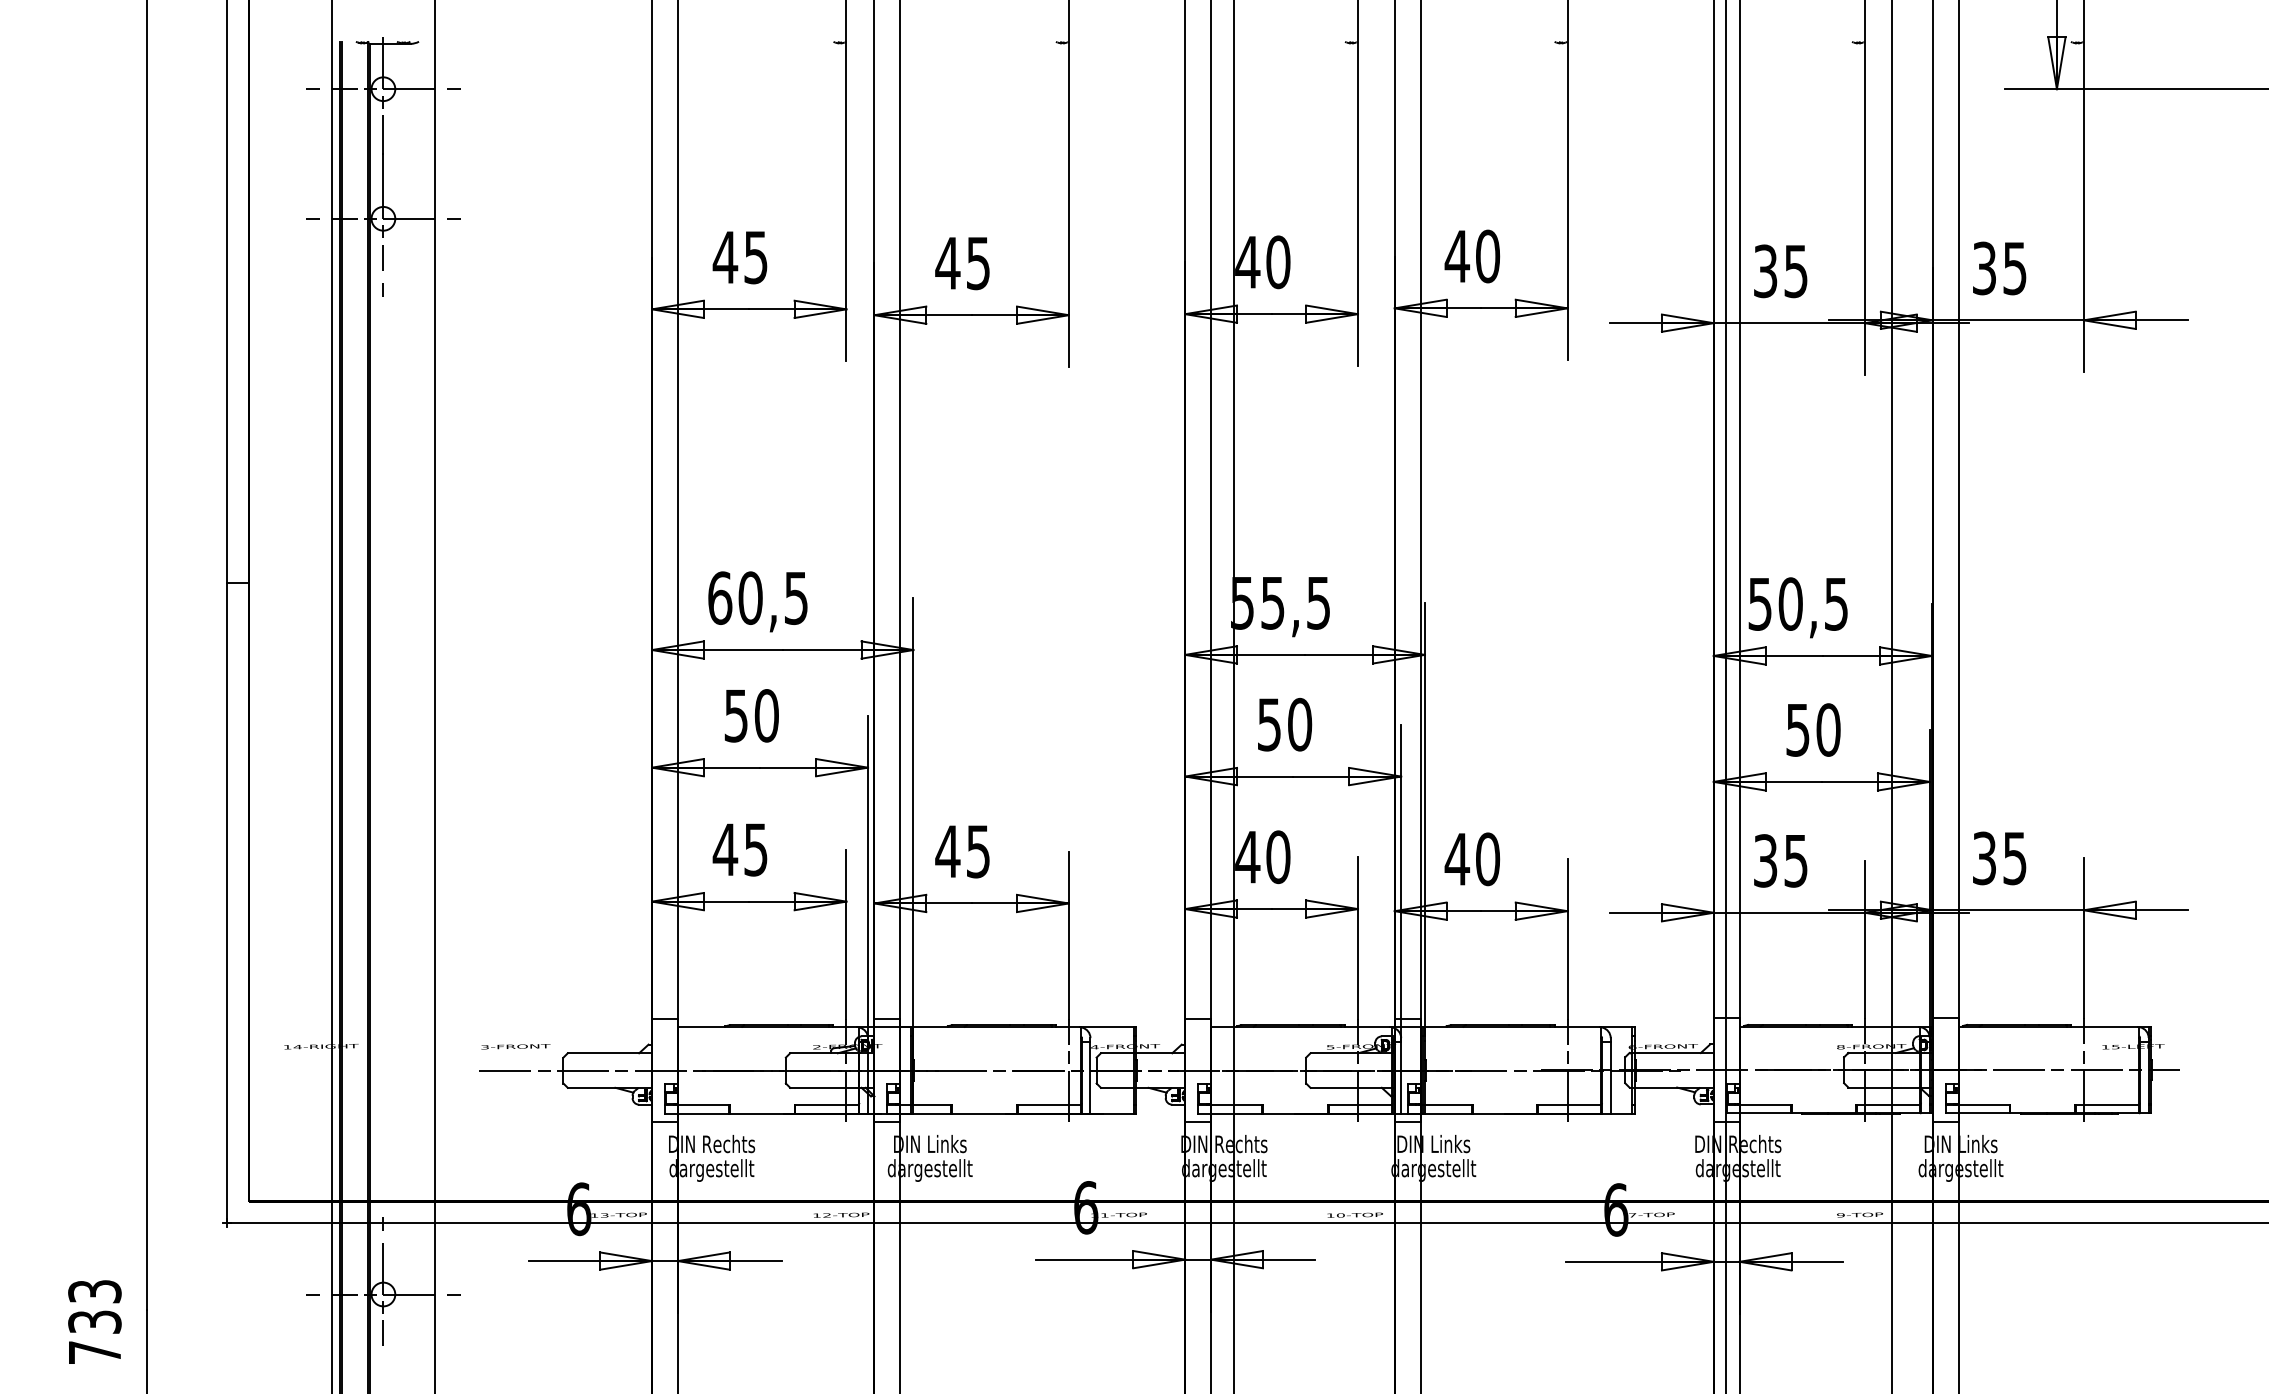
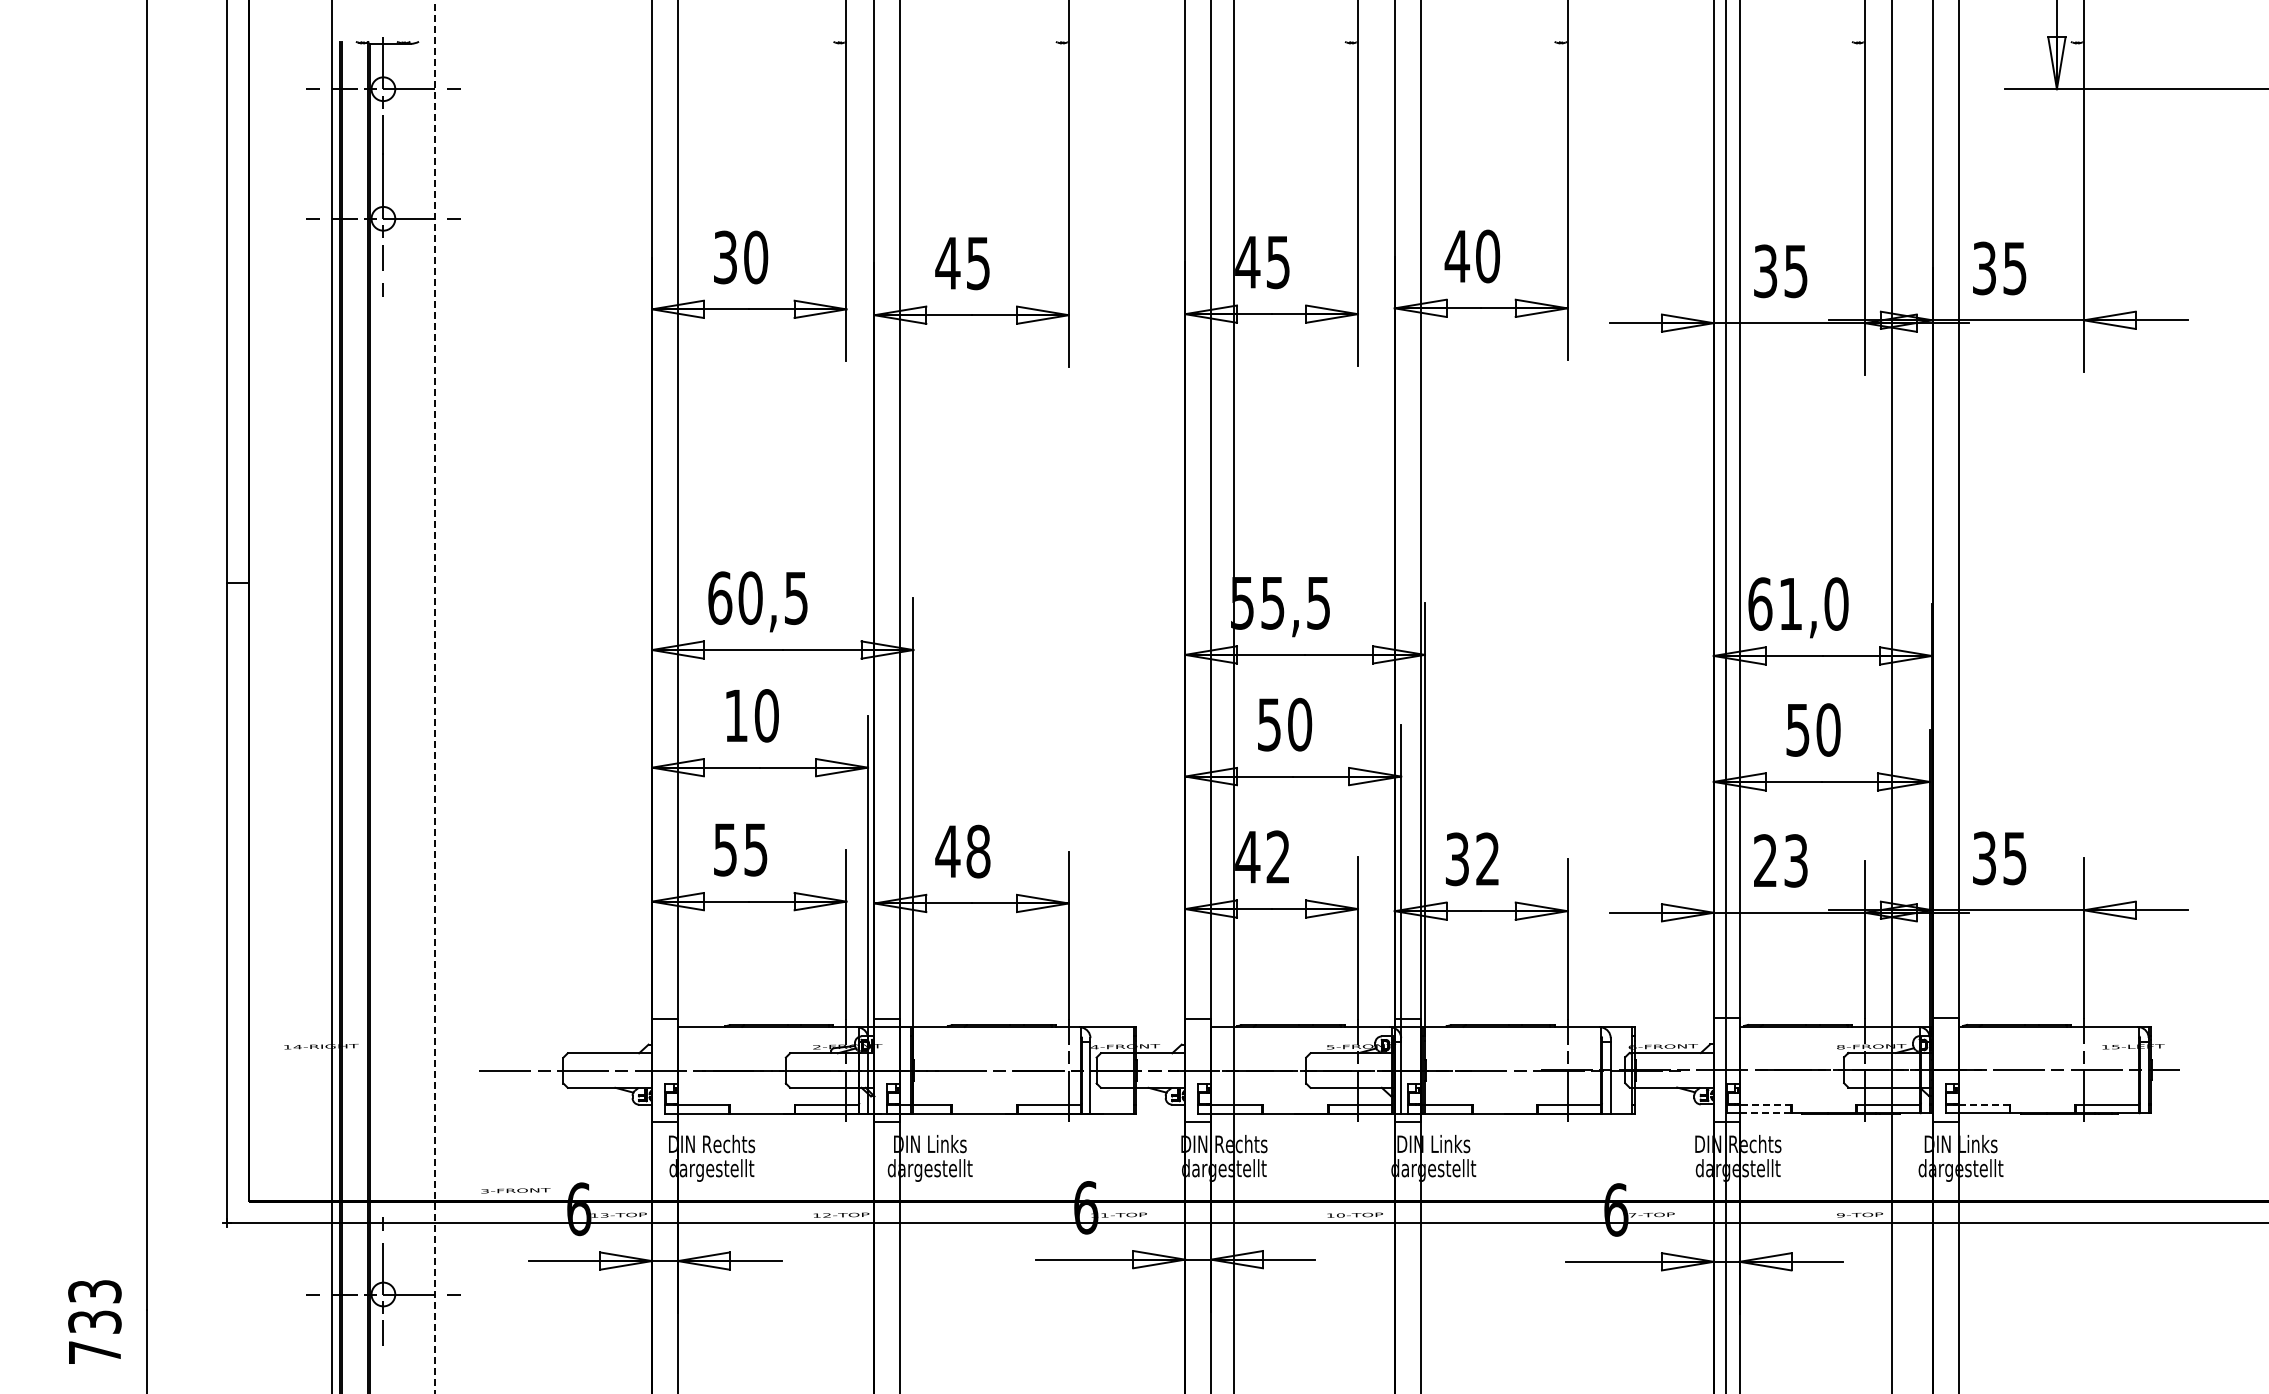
text: 45 -> 30 (740, 257)
text: 40 -> 45 (1278, 262)
text: 50,5 -> 61,0 (1798, 603)
line: solid -> dashed (435, 696)
text: 50 -> 10 (735, 716)
text: 45 -> 55 (725, 849)
text: 45 -> 48 (978, 851)
text: 40 -> 42 (1278, 857)
text: 40 -> 32 (1472, 859)
text: 35 -> 23 (1780, 860)
text position: (515, 1046) -> (515, 1190) (515, 1190)
line: solid -> dashed (1765, 1104)
line: solid -> dashed (1984, 1104)
line: solid -> dashed (1765, 1113)
